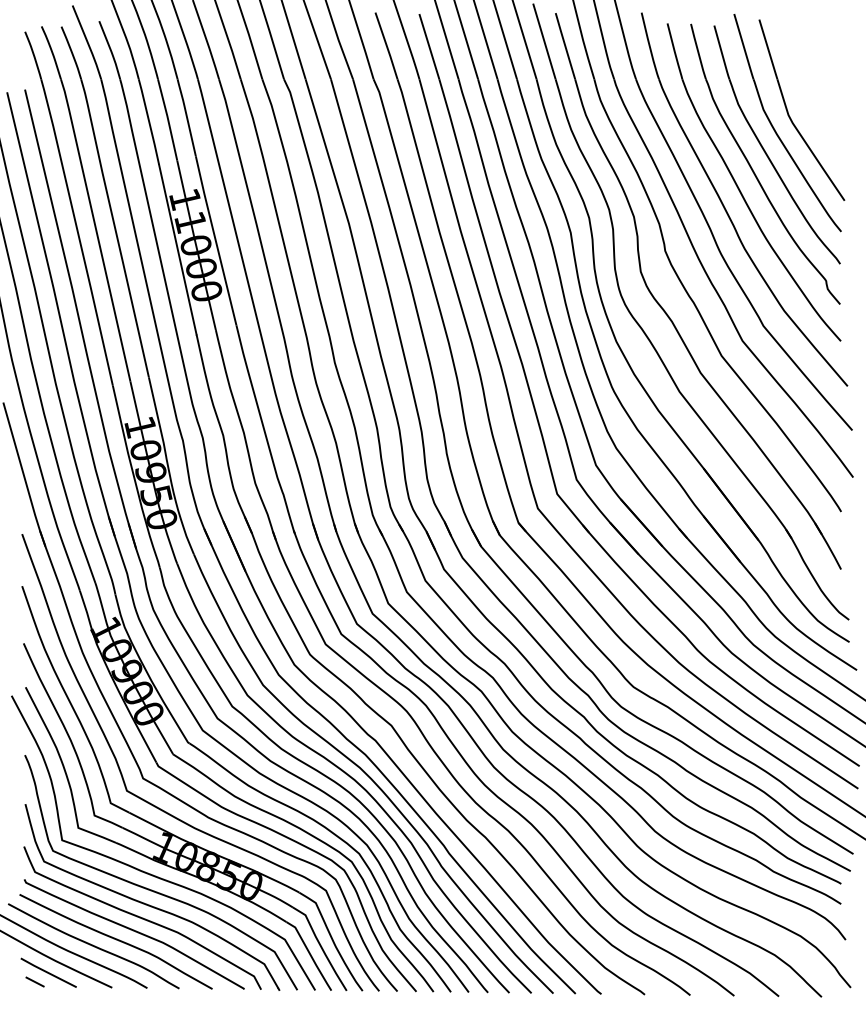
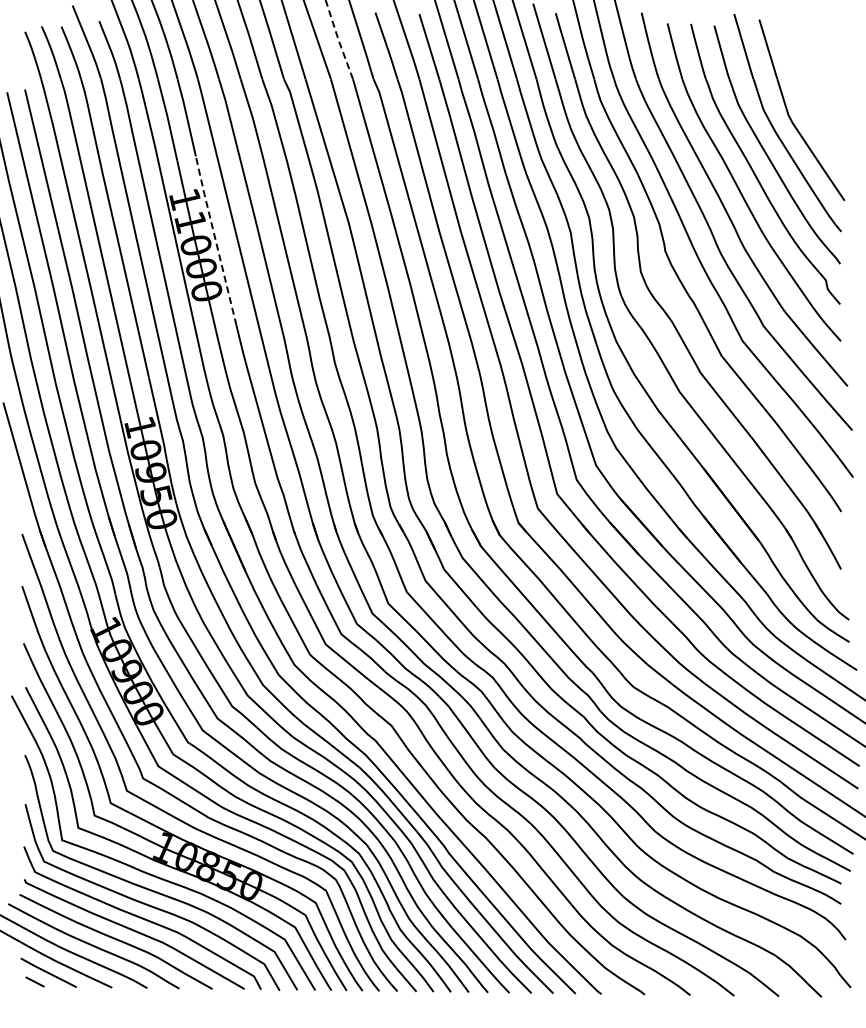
line: solid -> dashed (338, 40)
line: solid -> dashed (215, 239)
